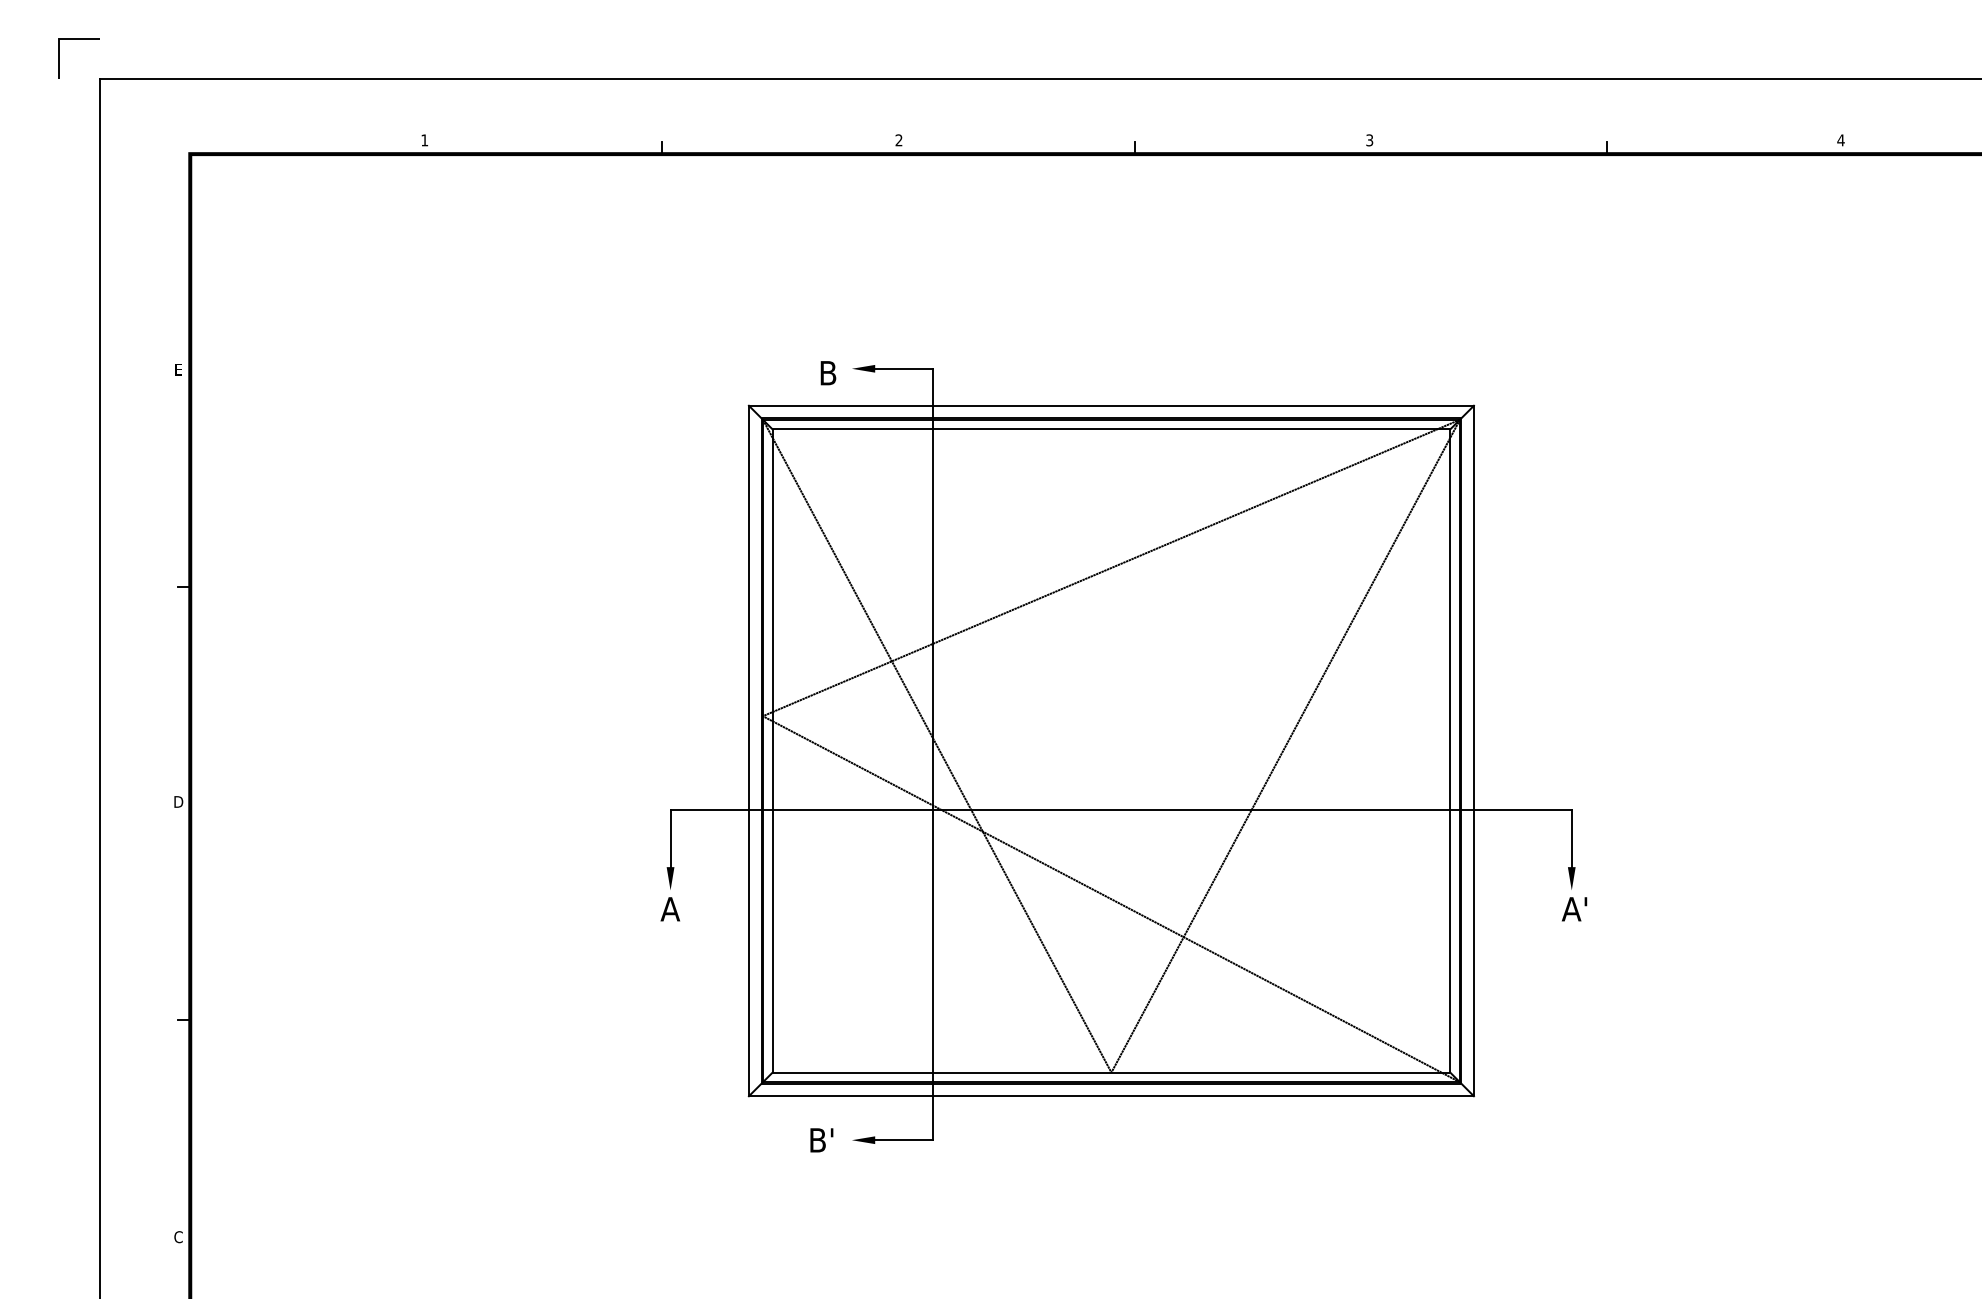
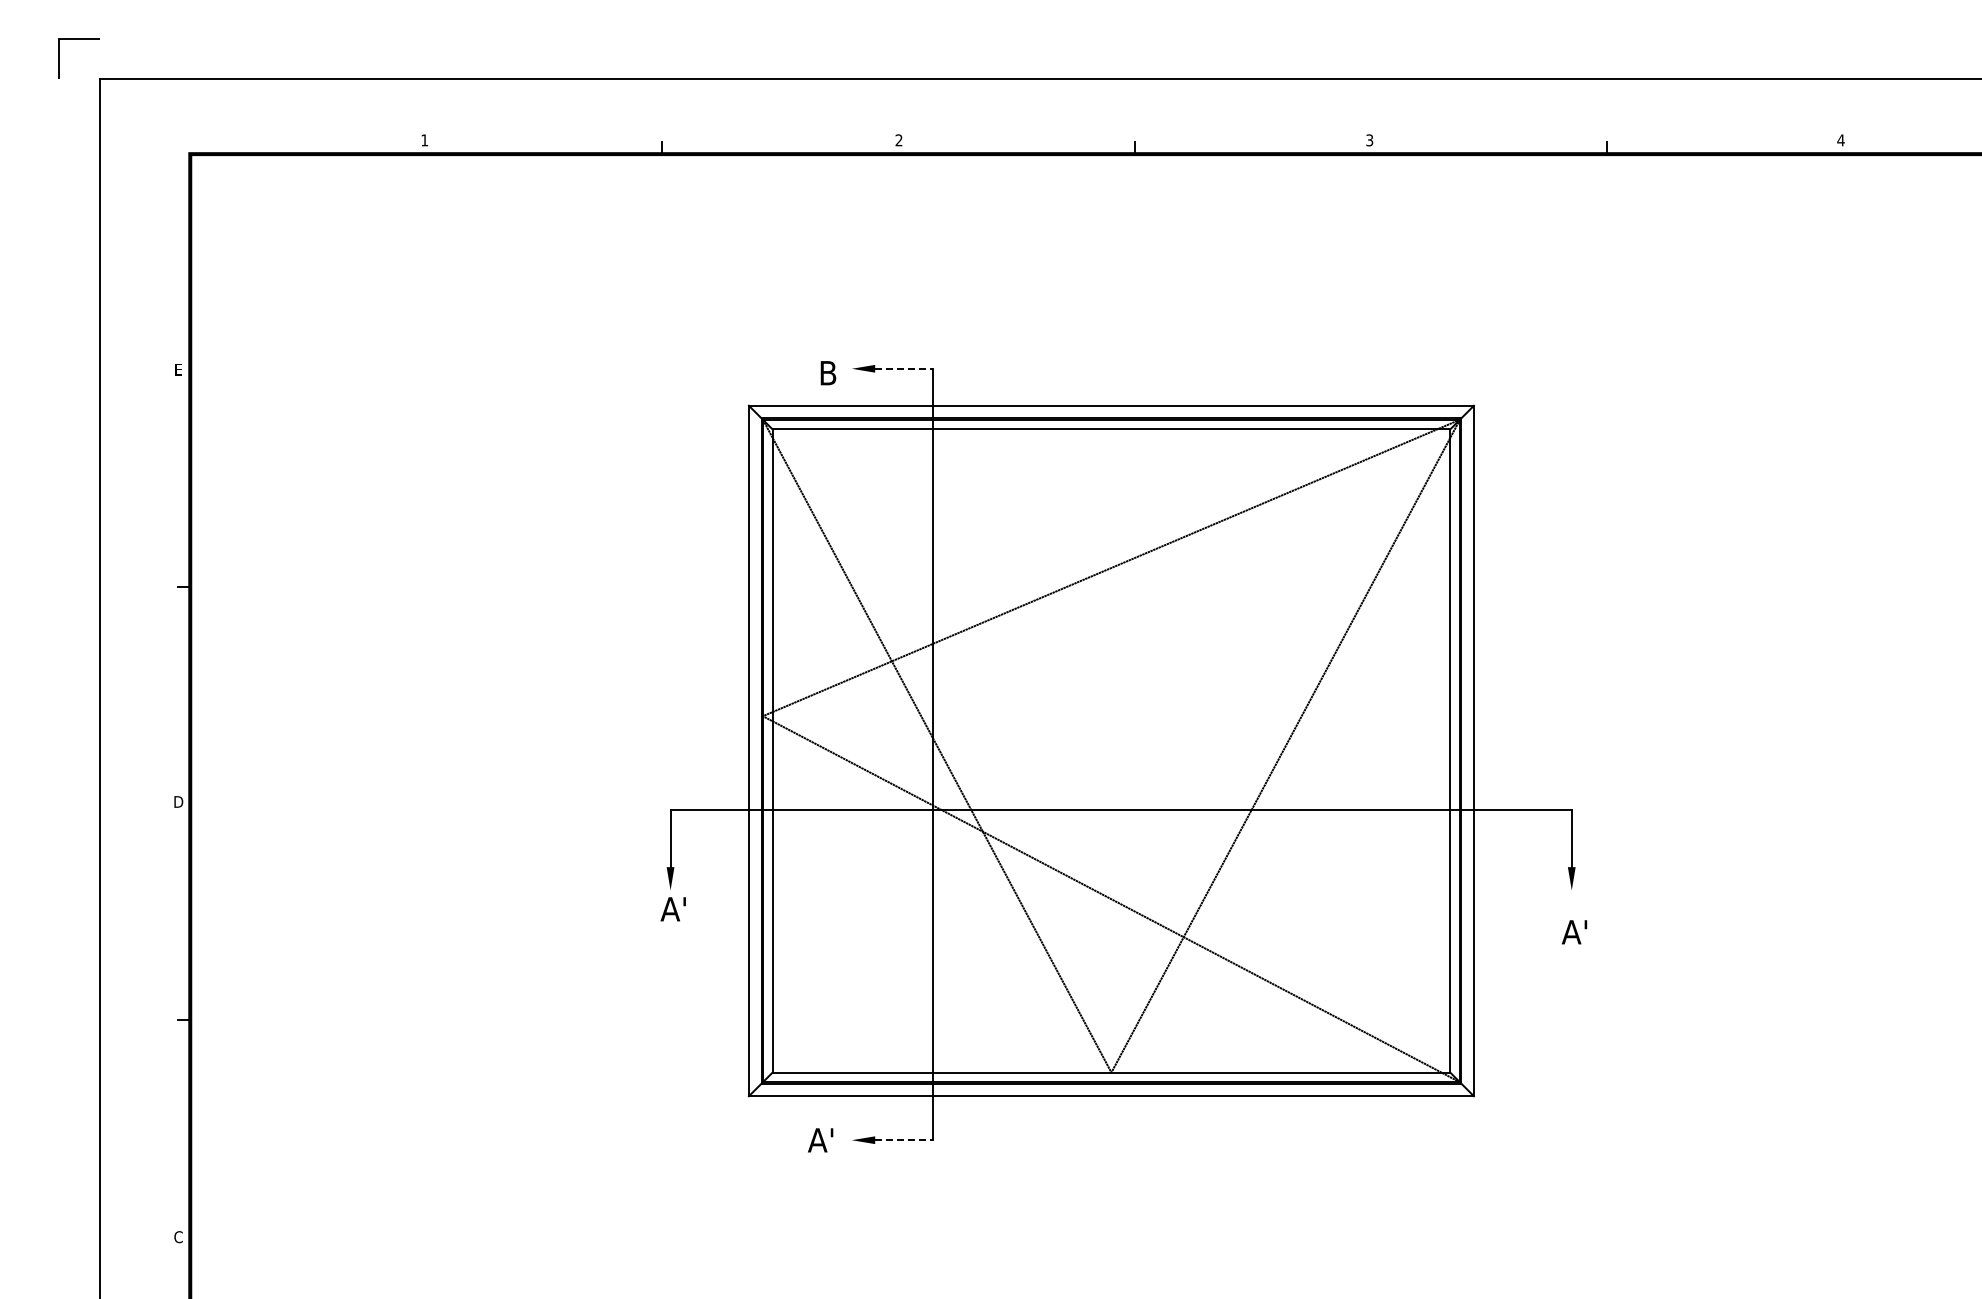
line: solid -> dashed (903, 368)
text: A -> A' (684, 901)
text position: (1574, 909) -> (1574, 932) (1574, 932)
text: B' -> A' (817, 1140)
line: solid -> dashed (903, 1140)
